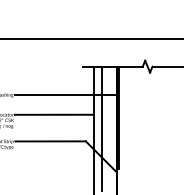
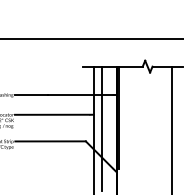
line: none -> present (172, 128)
